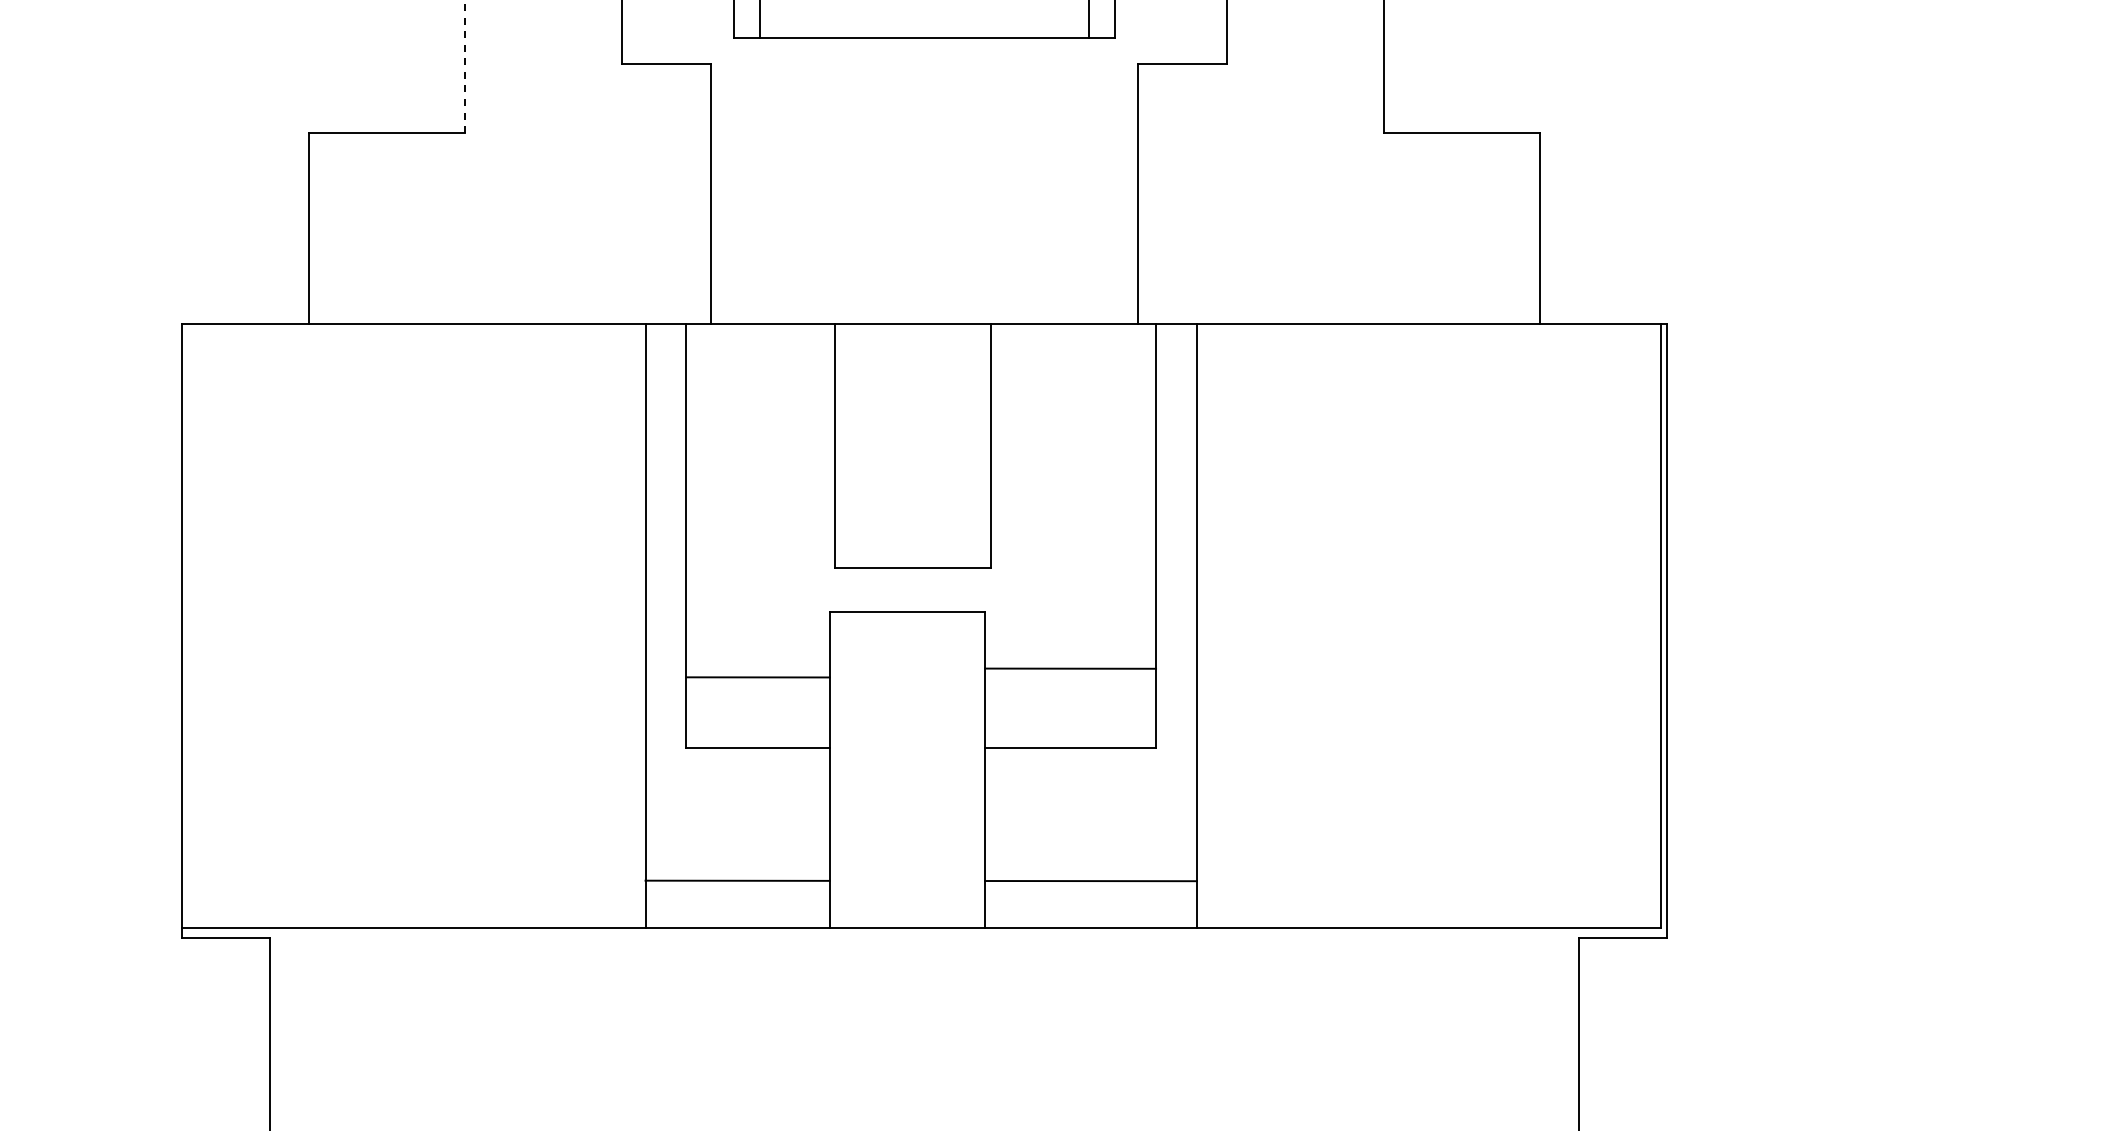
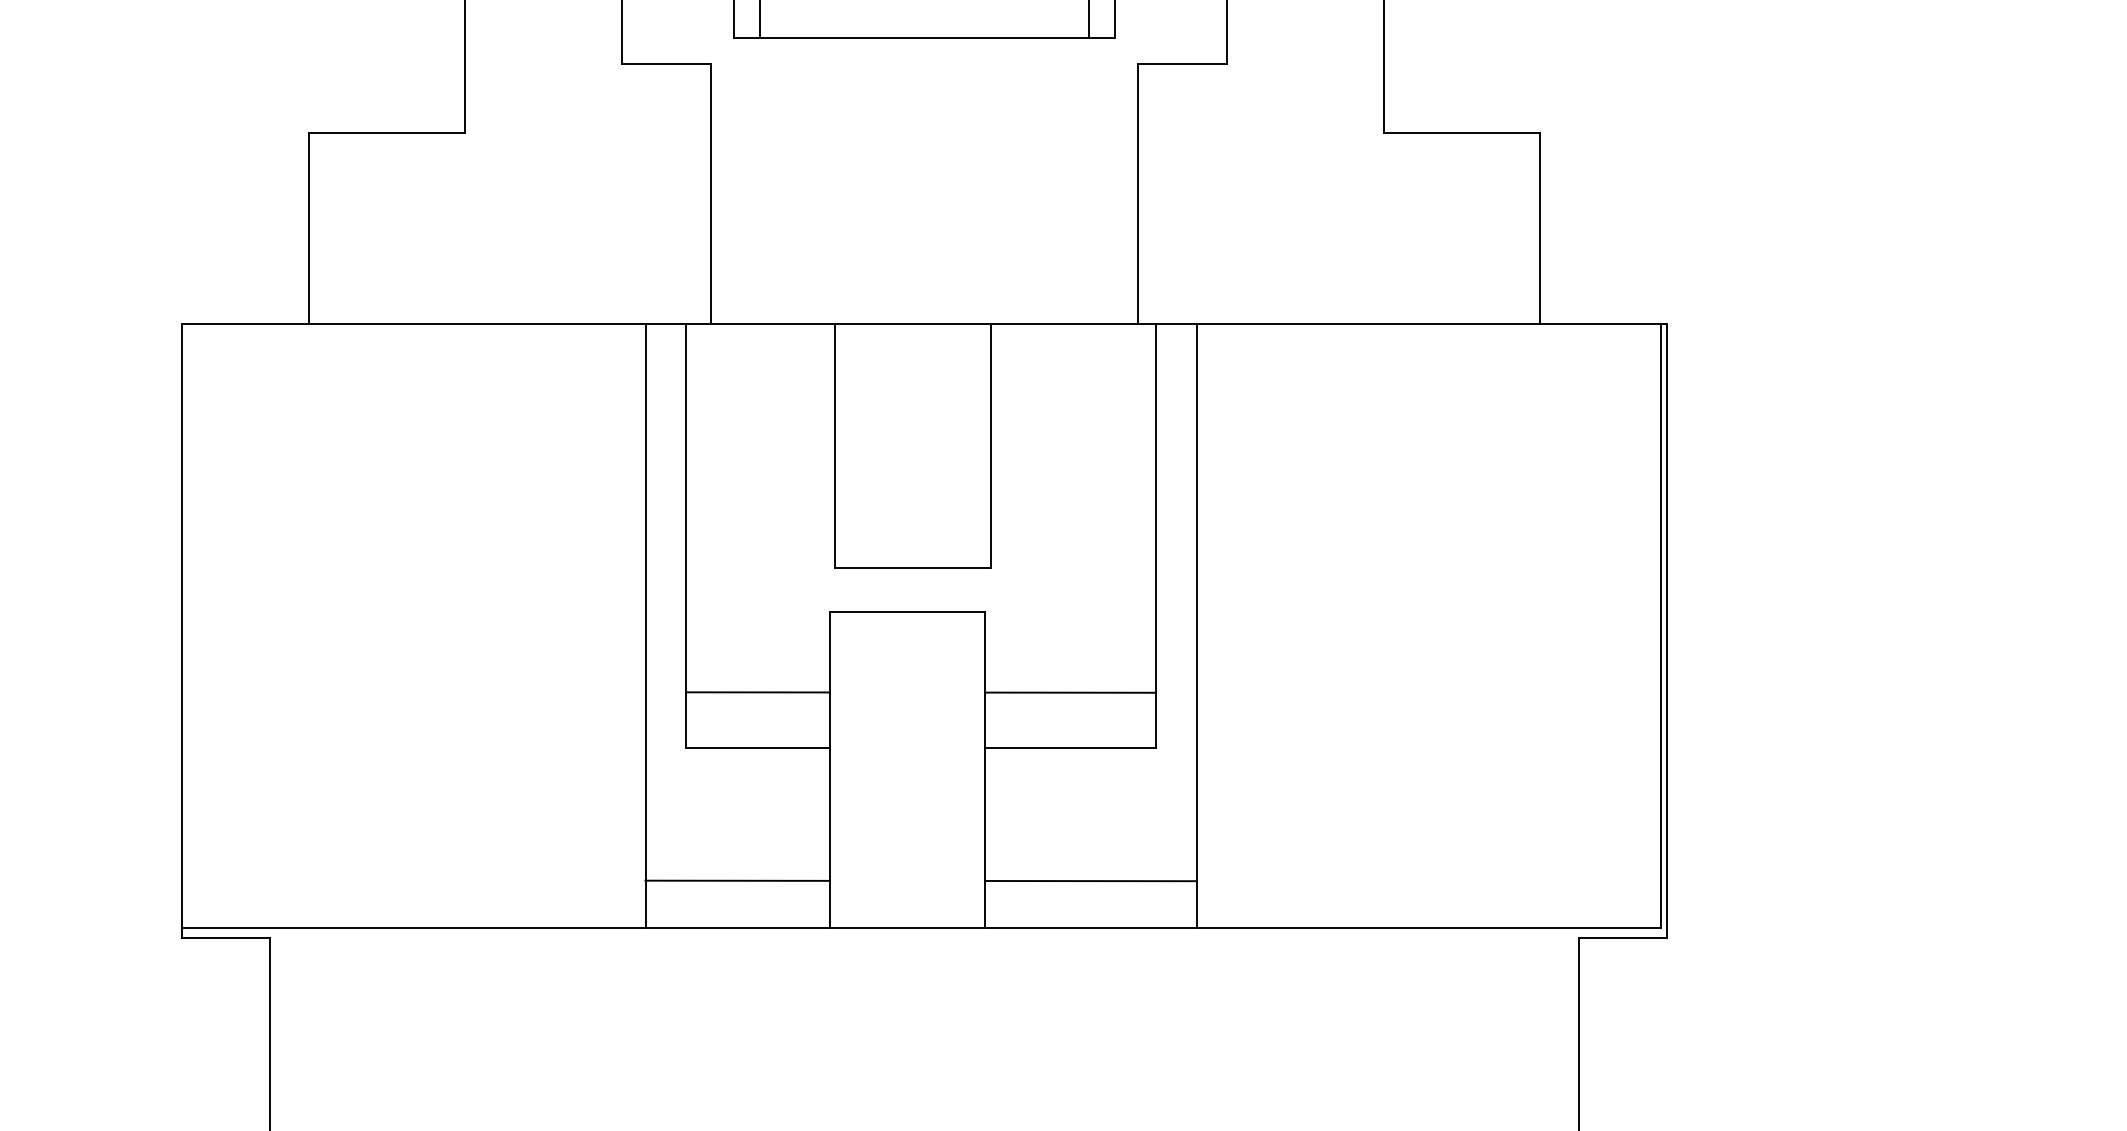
line: dashed -> solid (464, 66)
line position: (1070, 668) -> (1070, 692) (1070, 692)
line position: (757, 677) -> (757, 692) (757, 692)
